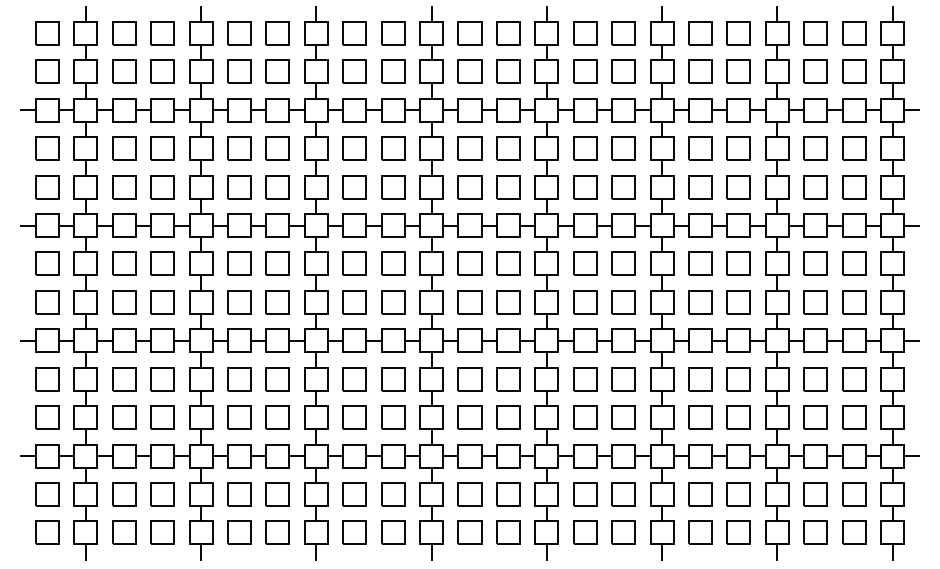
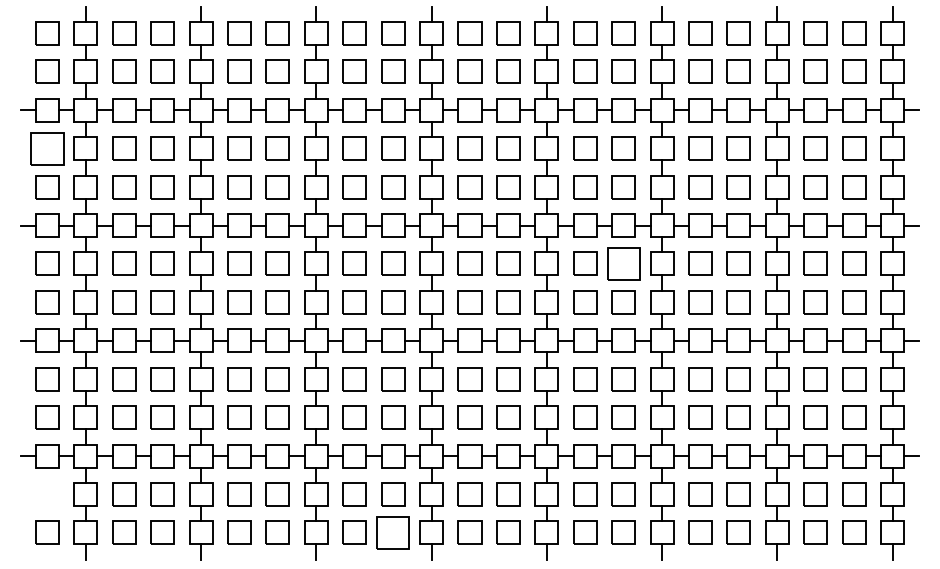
part size: 25x25 px -> 35x34 px (47, 148)
part size: 25x25 px -> 34x34 px (623, 263)
part: present -> none (47, 494)
part size: 25x25 px -> 34x34 px (392, 532)
